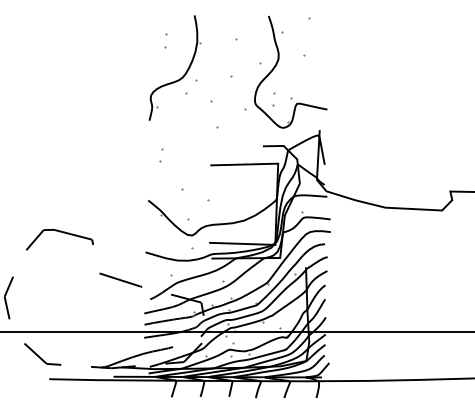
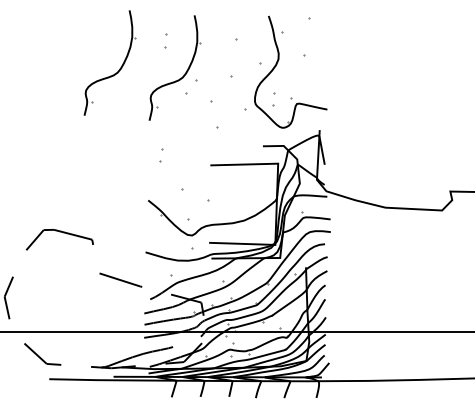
part: none -> present (119, 68)
